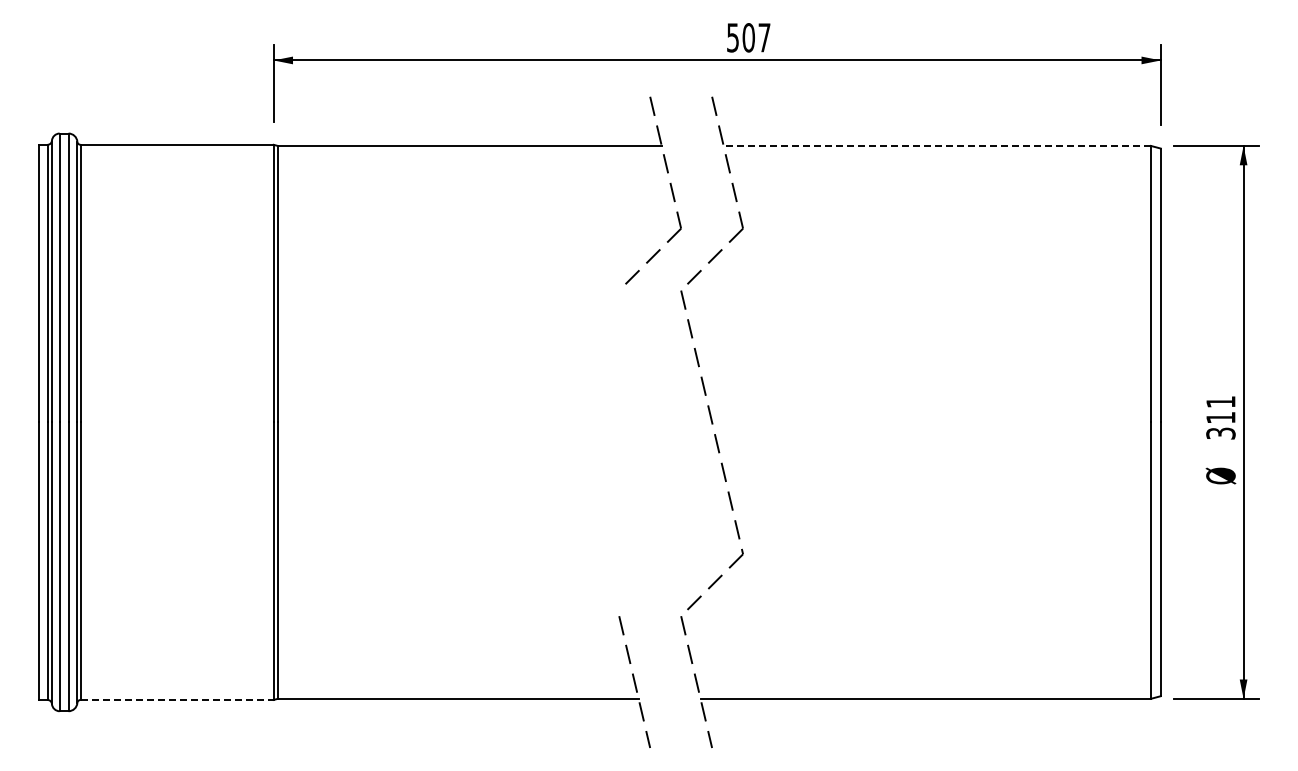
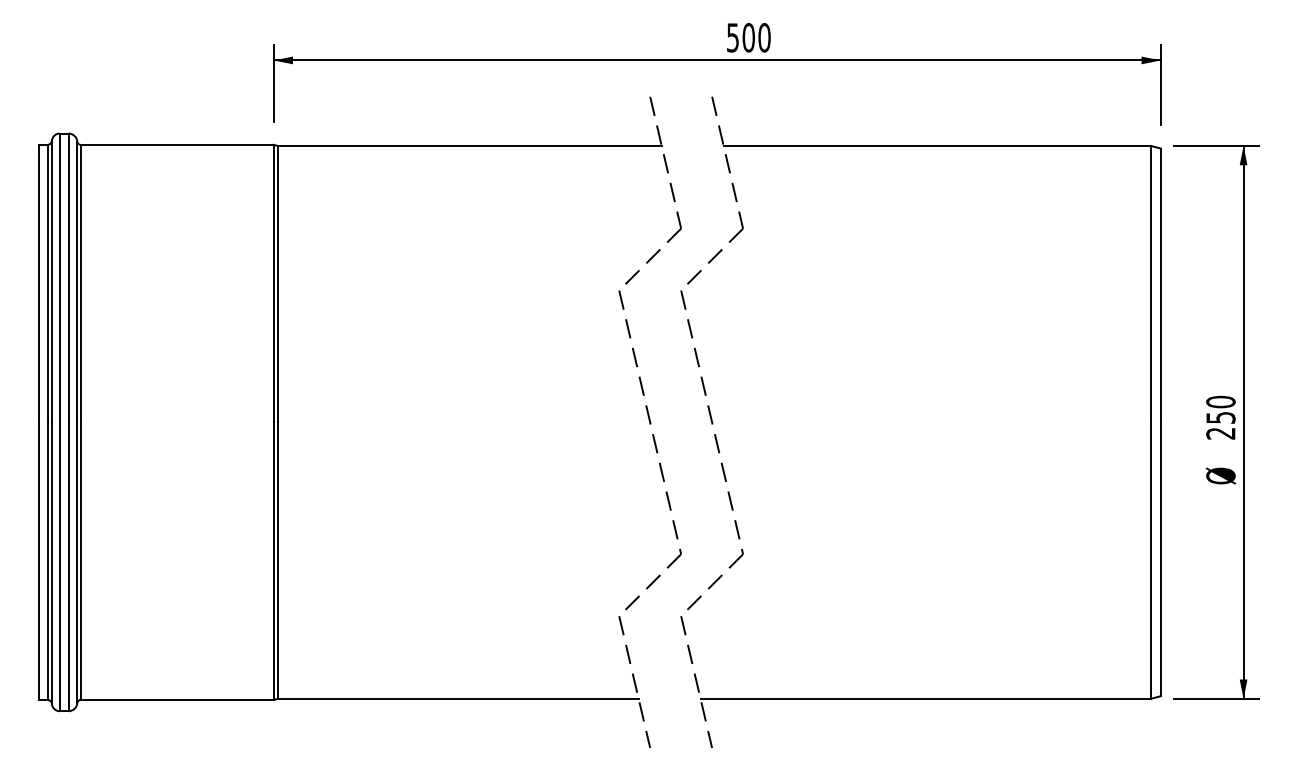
text: 507 -> 500 (764, 37)
line: dashed -> solid (937, 145)
text: 311 -> 250 (1220, 417)
part: none -> present (649, 450)
line: dashed -> solid (177, 699)
